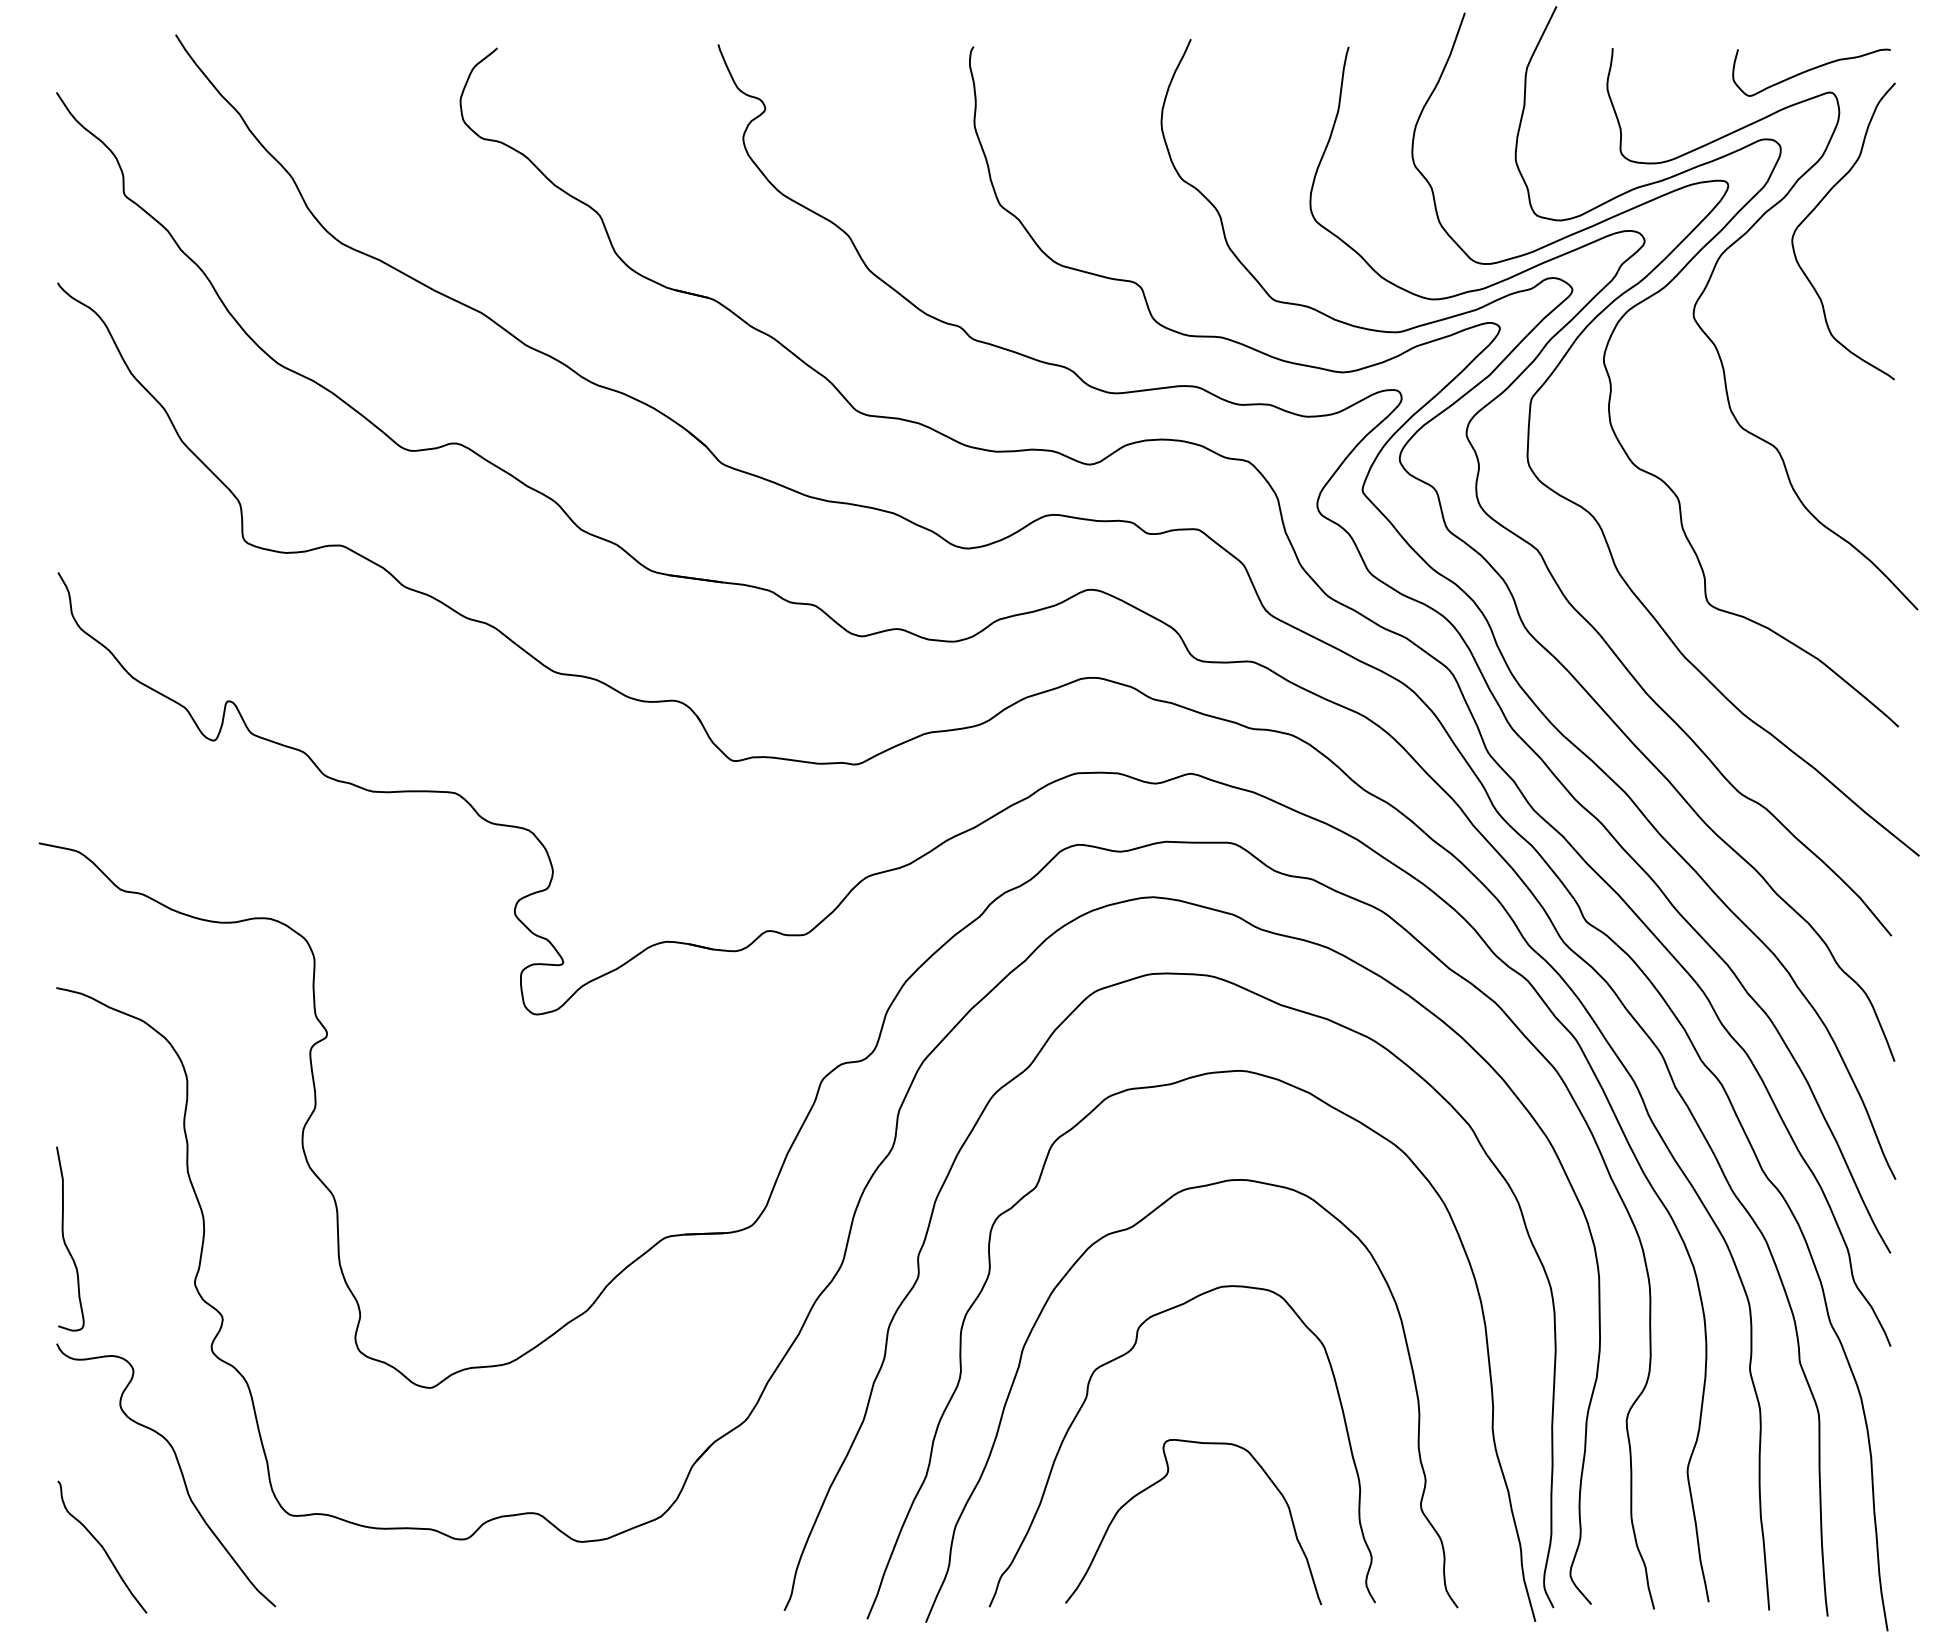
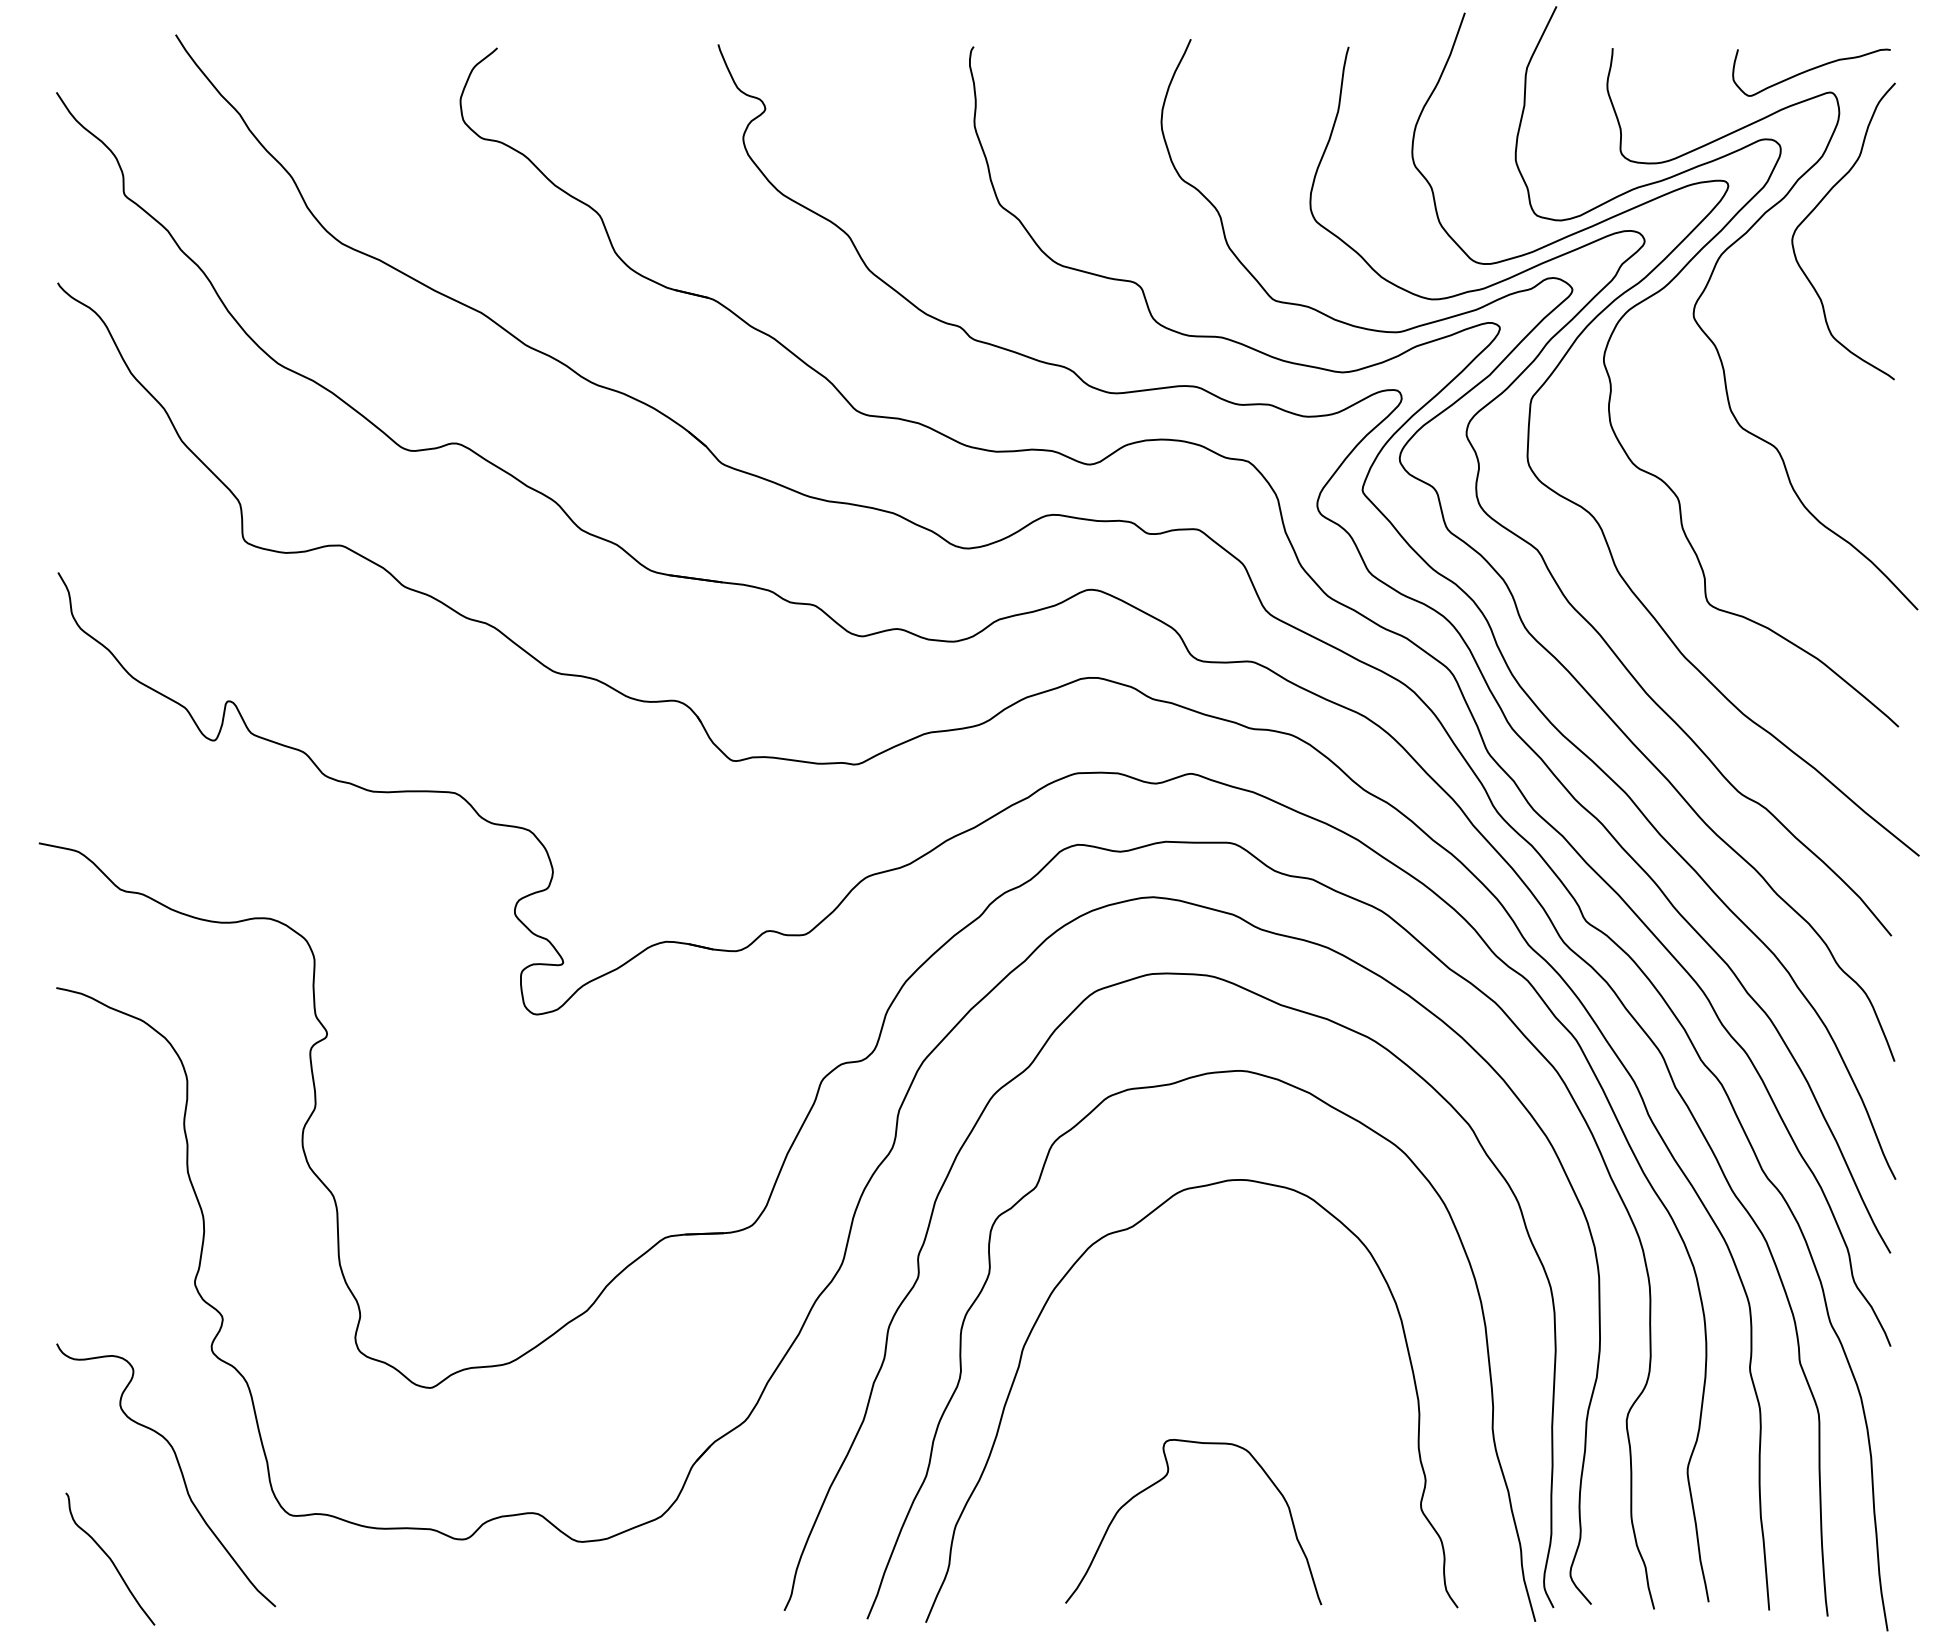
curve: present -> none (65, 1241)
curve: present -> none (1086, 1399)
curve position: (102, 1546) -> (110, 1558) (110, 1558)
